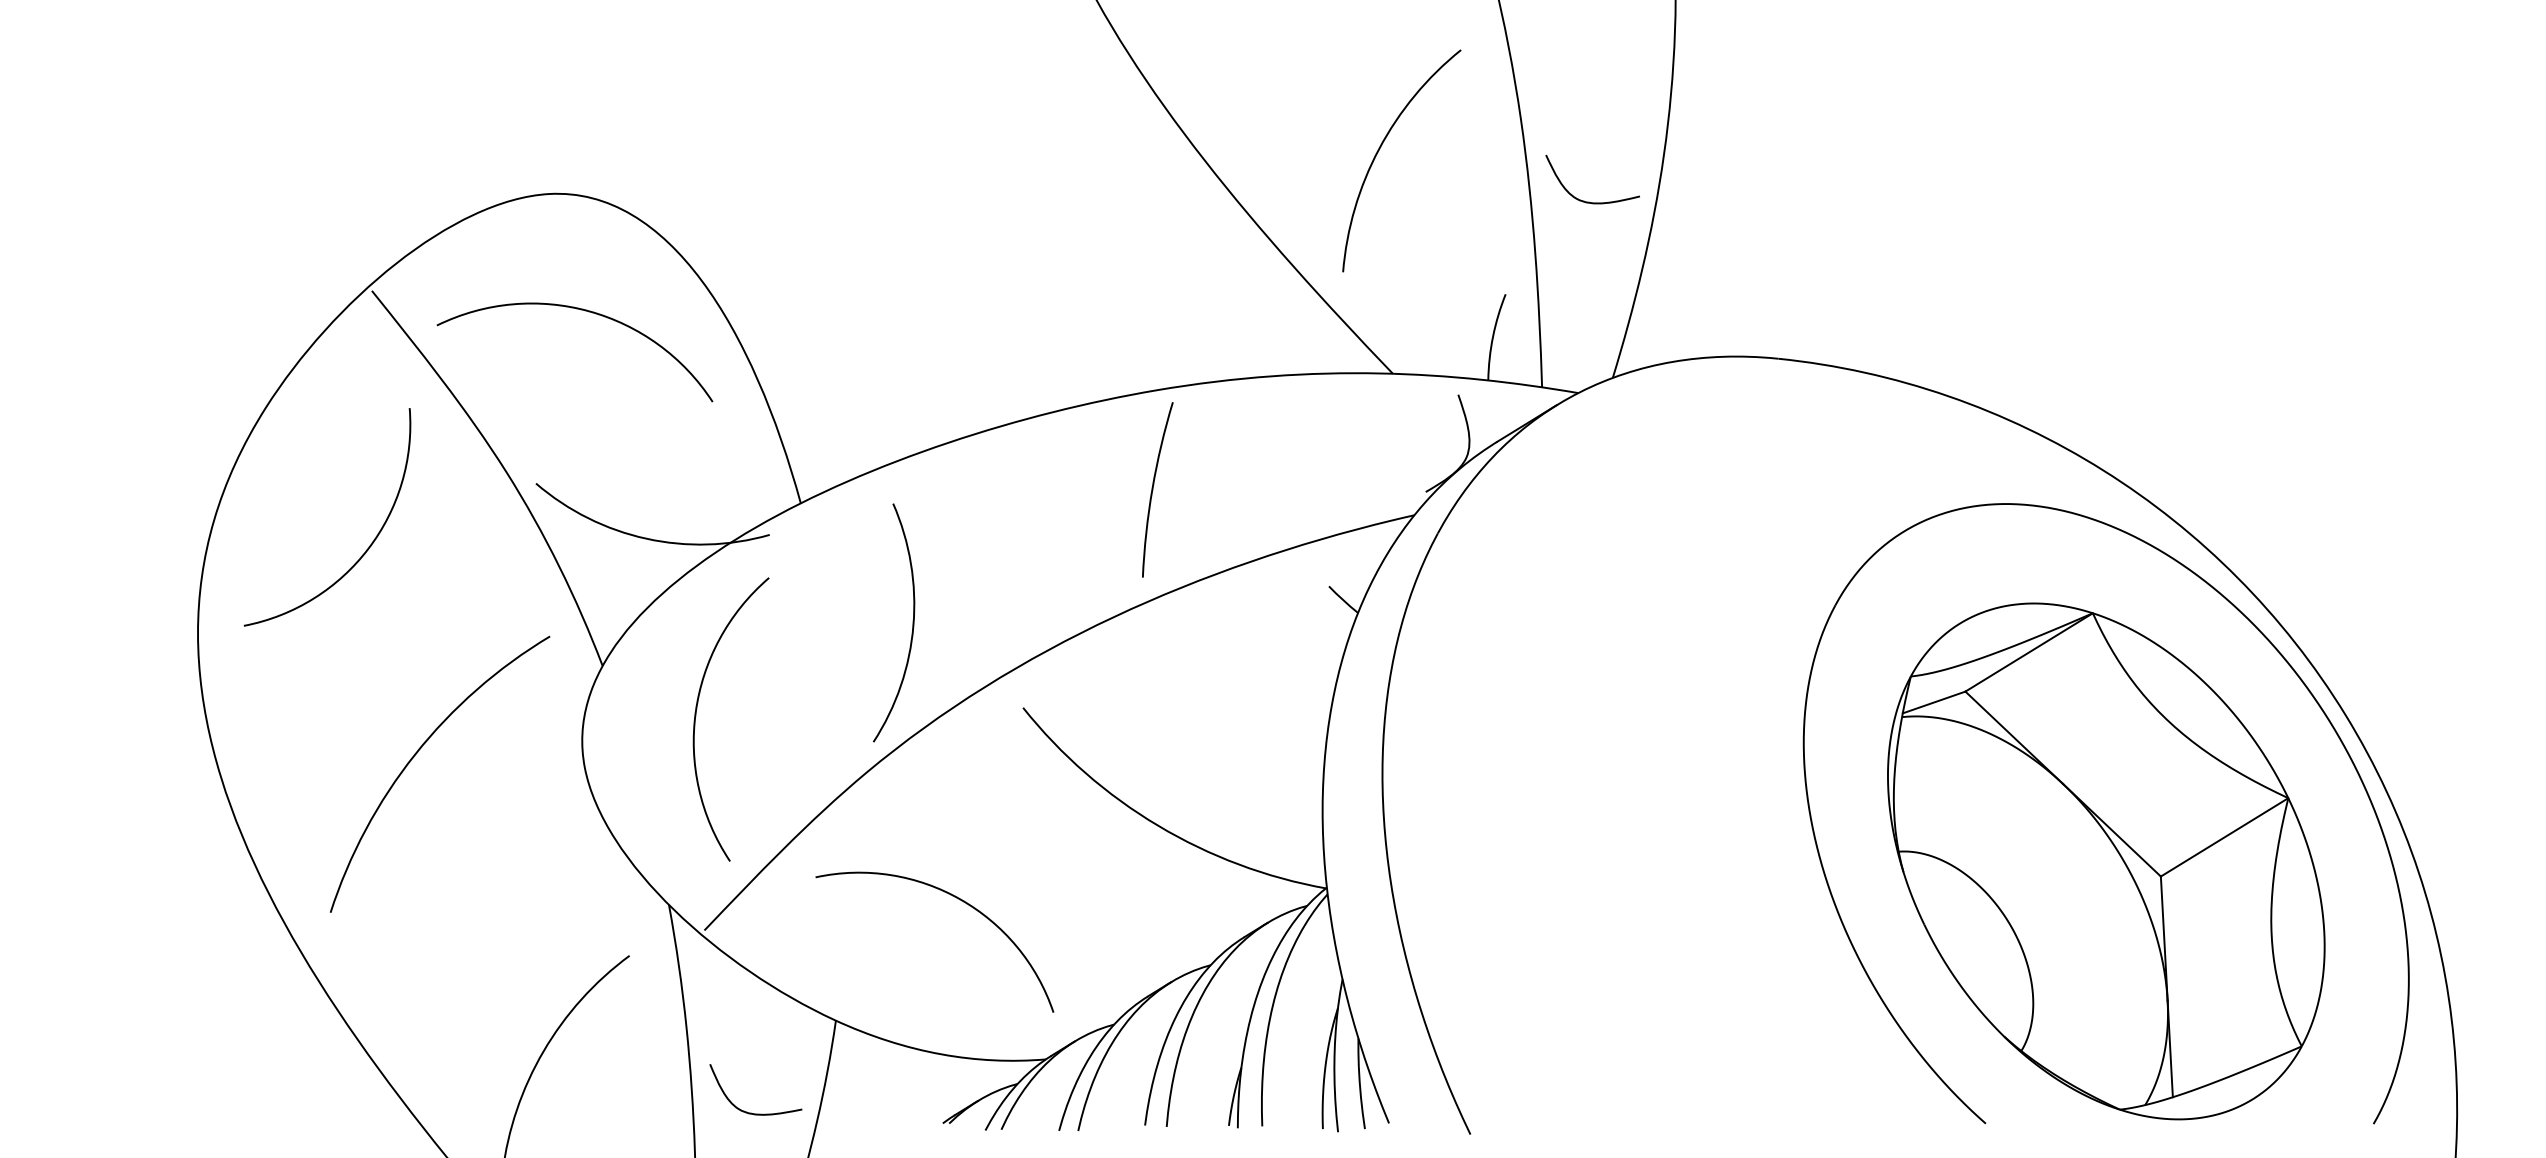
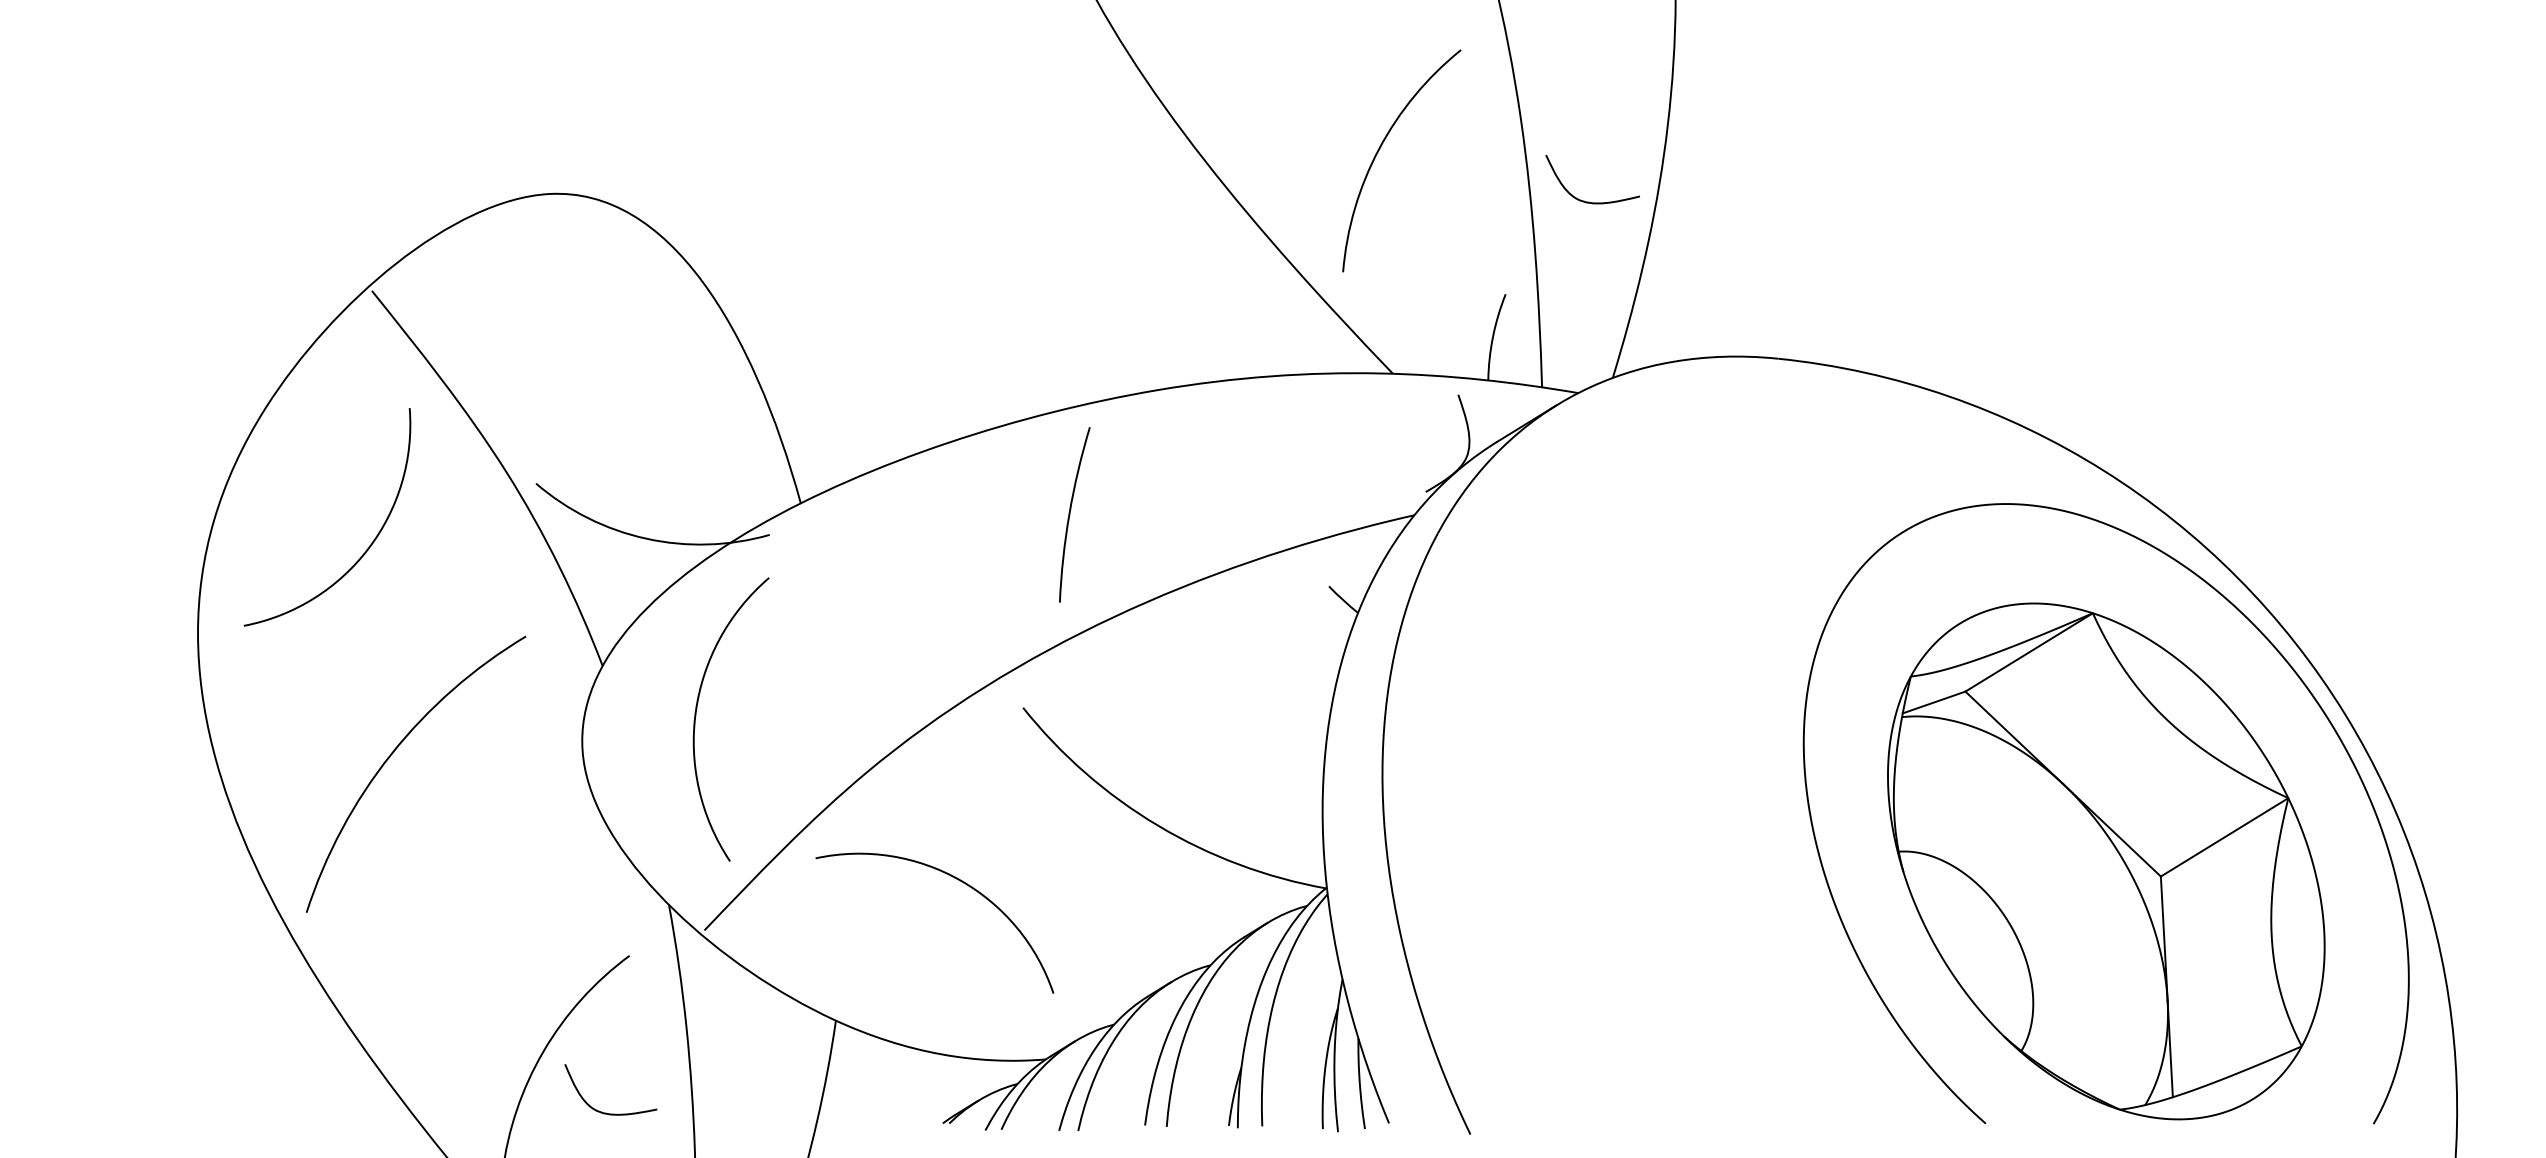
arc: present -> none (588, 312)
arc position: (1153, 489) -> (1070, 514) (1070, 514)
arc: present -> none (912, 622)
arc position: (414, 757) -> (390, 757) (390, 757)
arc position: (961, 901) -> (961, 882) (961, 882)
curve position: (751, 1112) -> (606, 1112) (606, 1112)
